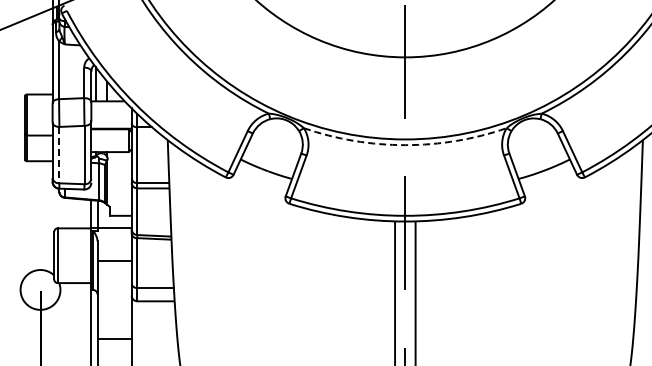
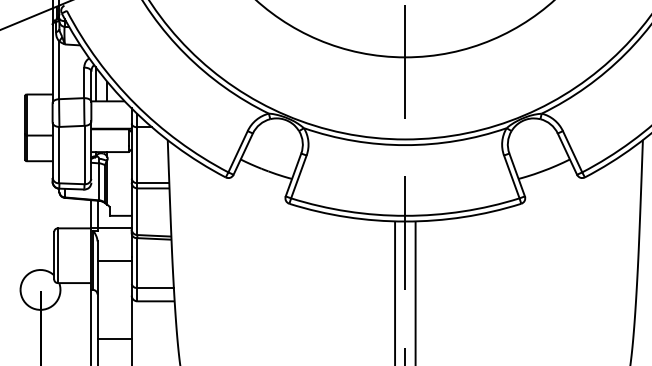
arc: dashed -> solid (405, 145)
line: dashed -> solid (59, 155)
